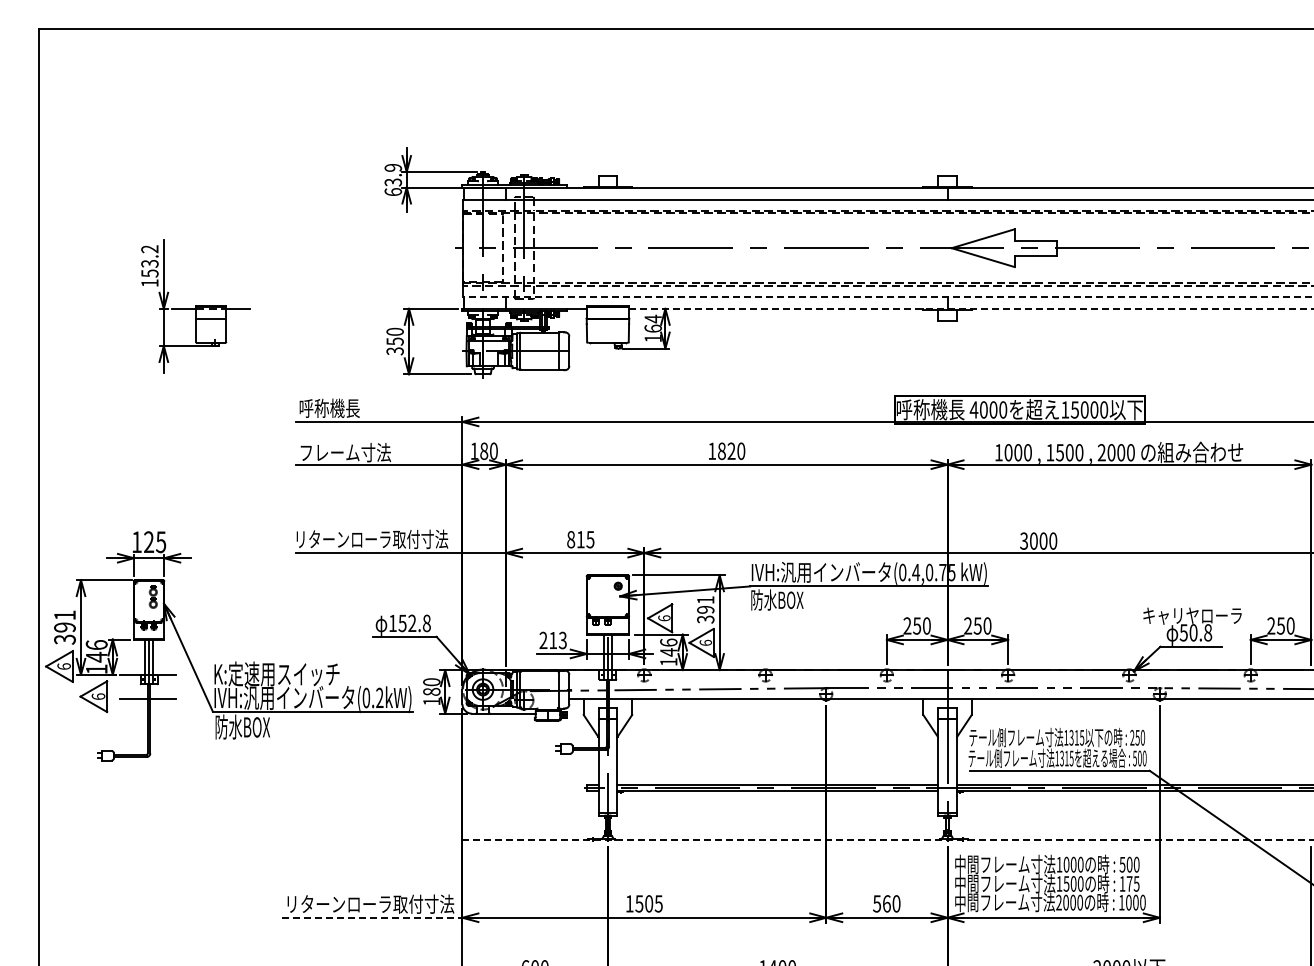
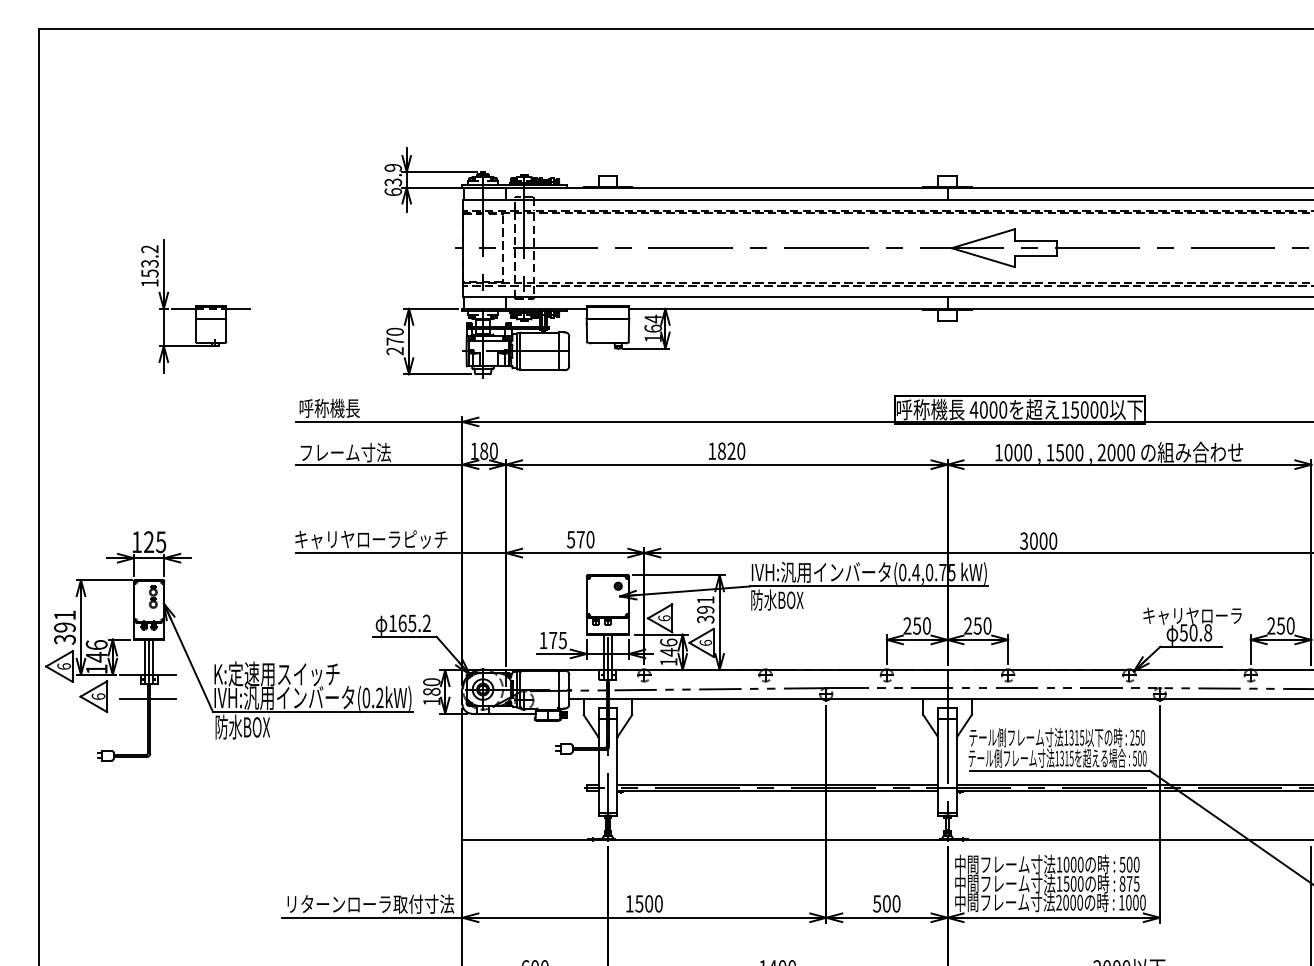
line: dashed -> solid (887, 296)
line: dashed -> solid (971, 308)
text: 350 -> 270 (394, 346)
text: リターンローラ取付寸法 -> キャリヤローラピッチ (371, 539)
text: 815 -> 570 (580, 539)
text: 152.8 -> 165.2 (414, 623)
text: 213 -> 175 (552, 639)
line: dashed -> solid (888, 839)
text: 175 -> 875 (1122, 883)
text: 1505 -> 1500 (658, 903)
text: 560 -> 500 (886, 903)
line: dashed -> solid (372, 917)
